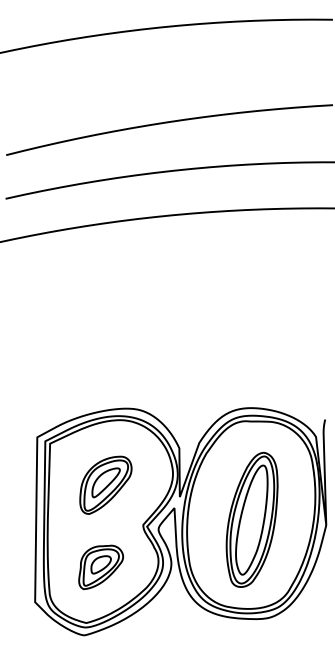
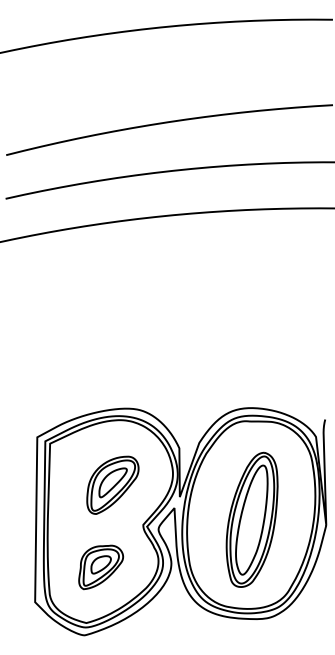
part position: (105, 484) -> (112, 484) (112, 484)
